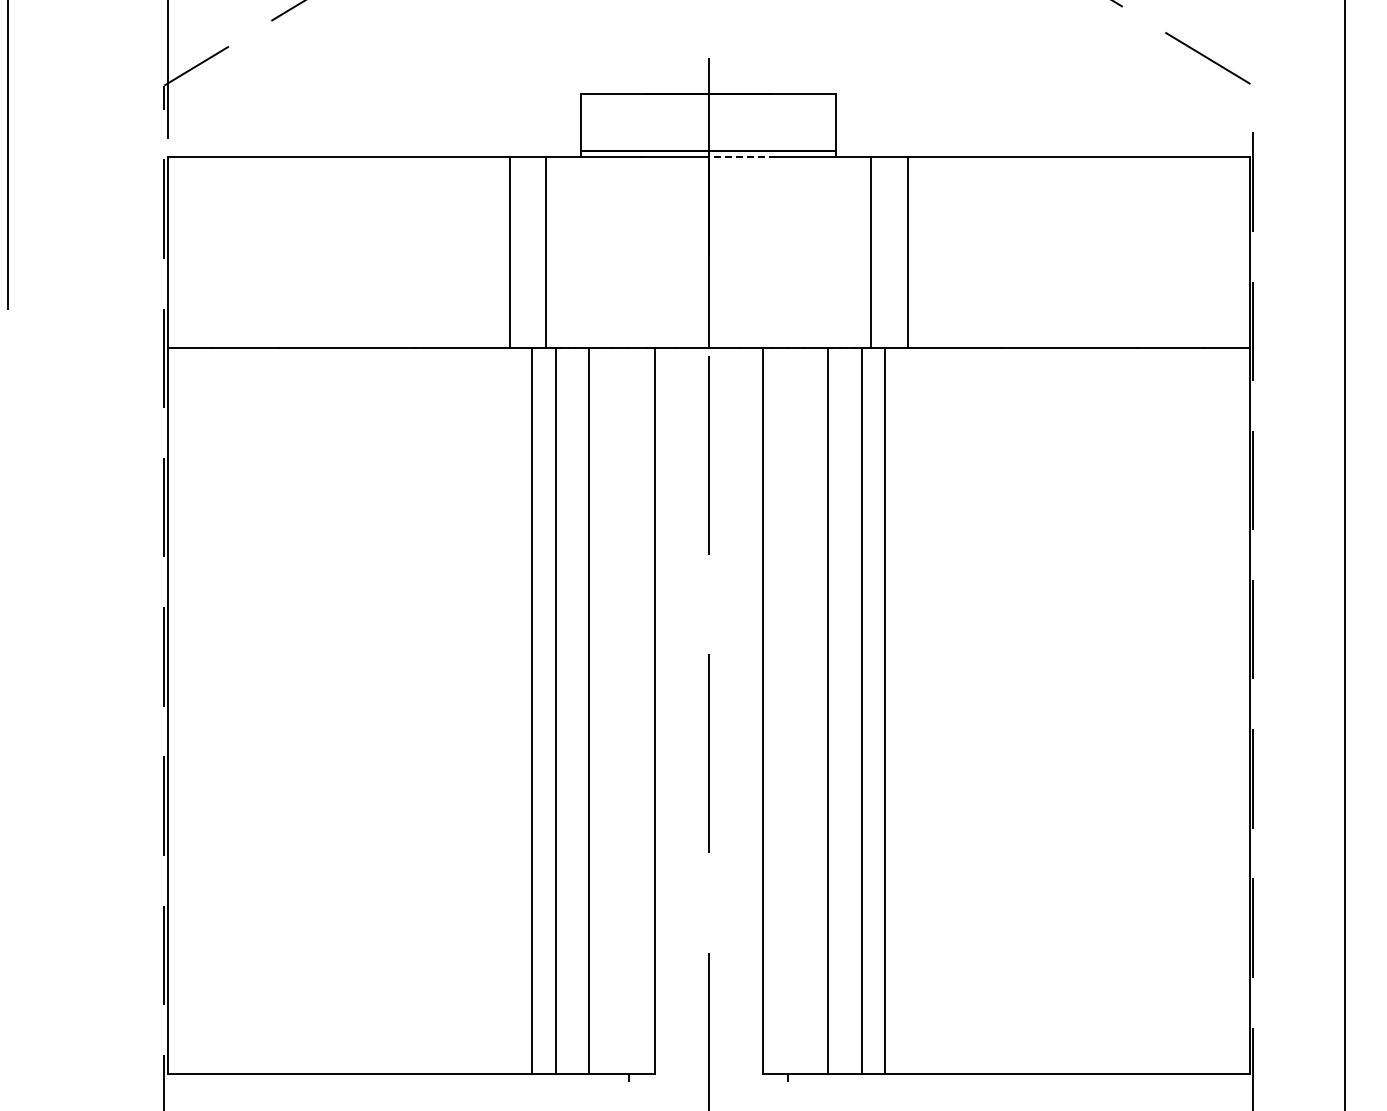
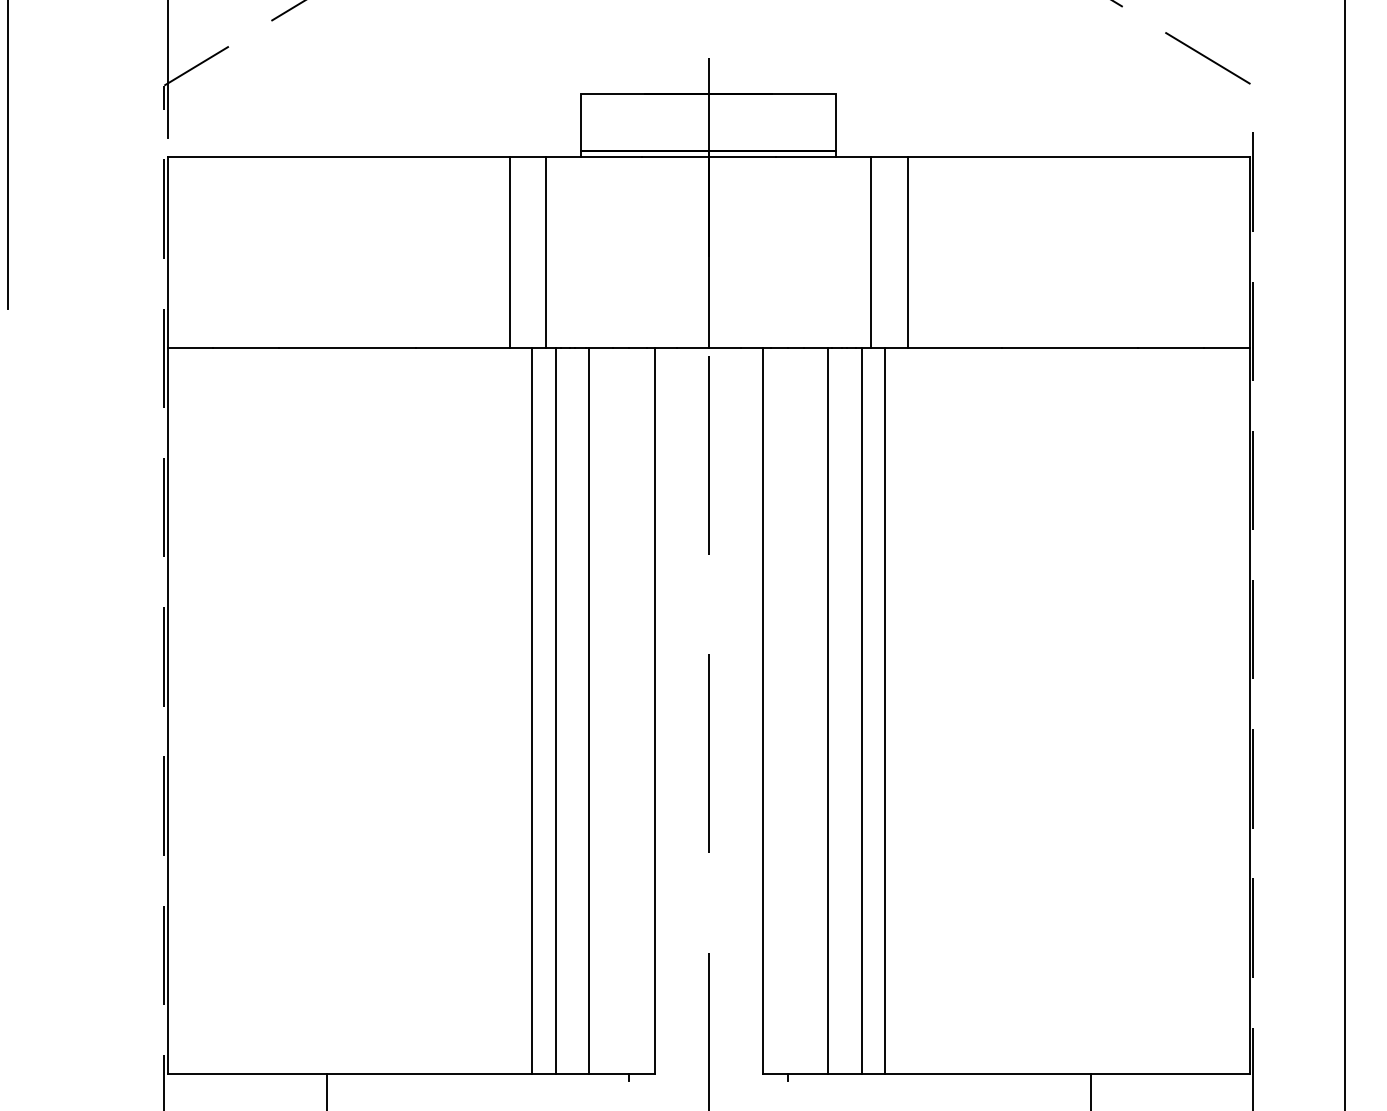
line: dashed -> solid (741, 157)
line: none -> present (326, 1090)
line: none -> present (1090, 1090)
